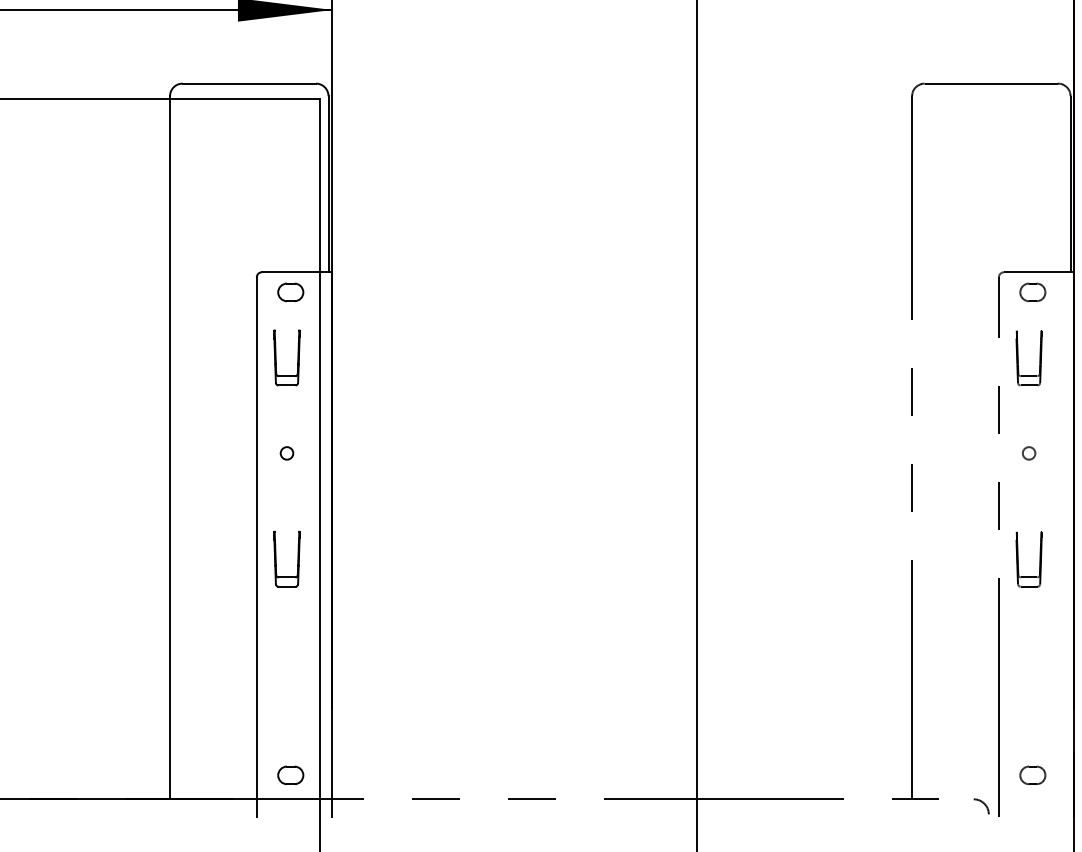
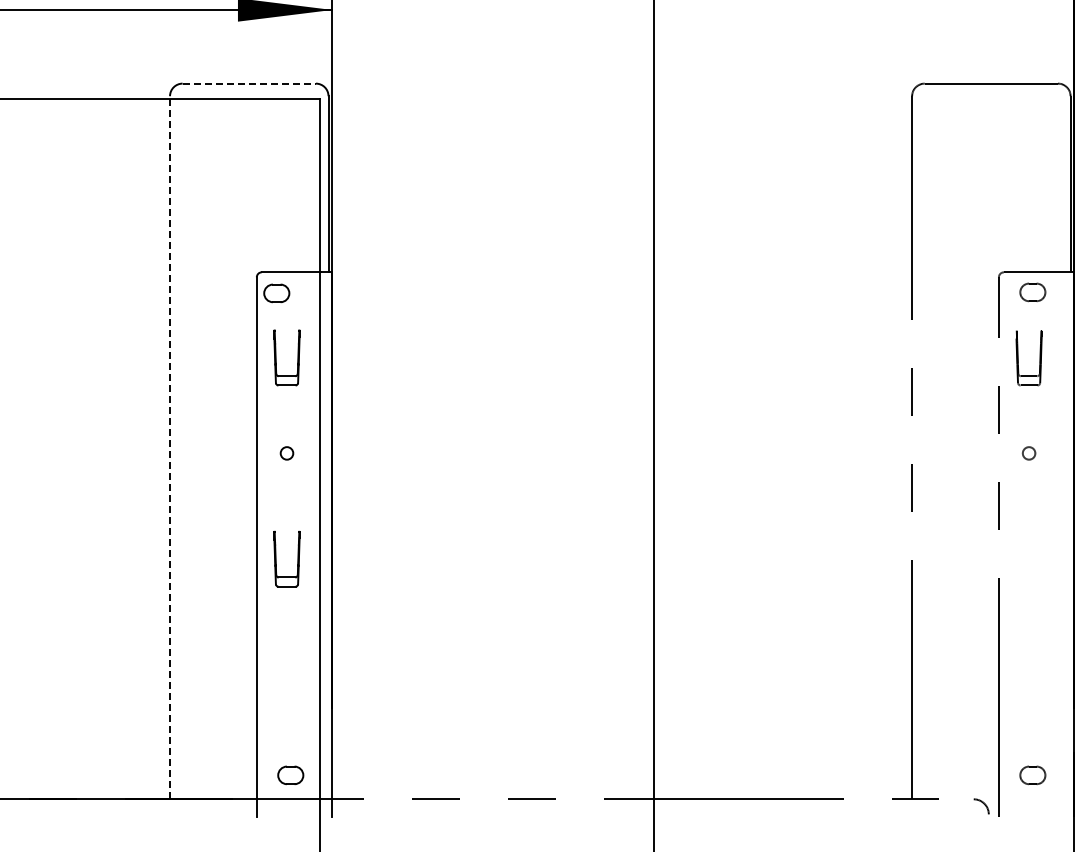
line: solid -> dashed (249, 83)
part position: (290, 292) -> (276, 293) (276, 293)
line position: (697, 425) -> (654, 425) (654, 425)
line: solid -> dashed (170, 447)
part: present -> none (1018, 559)
